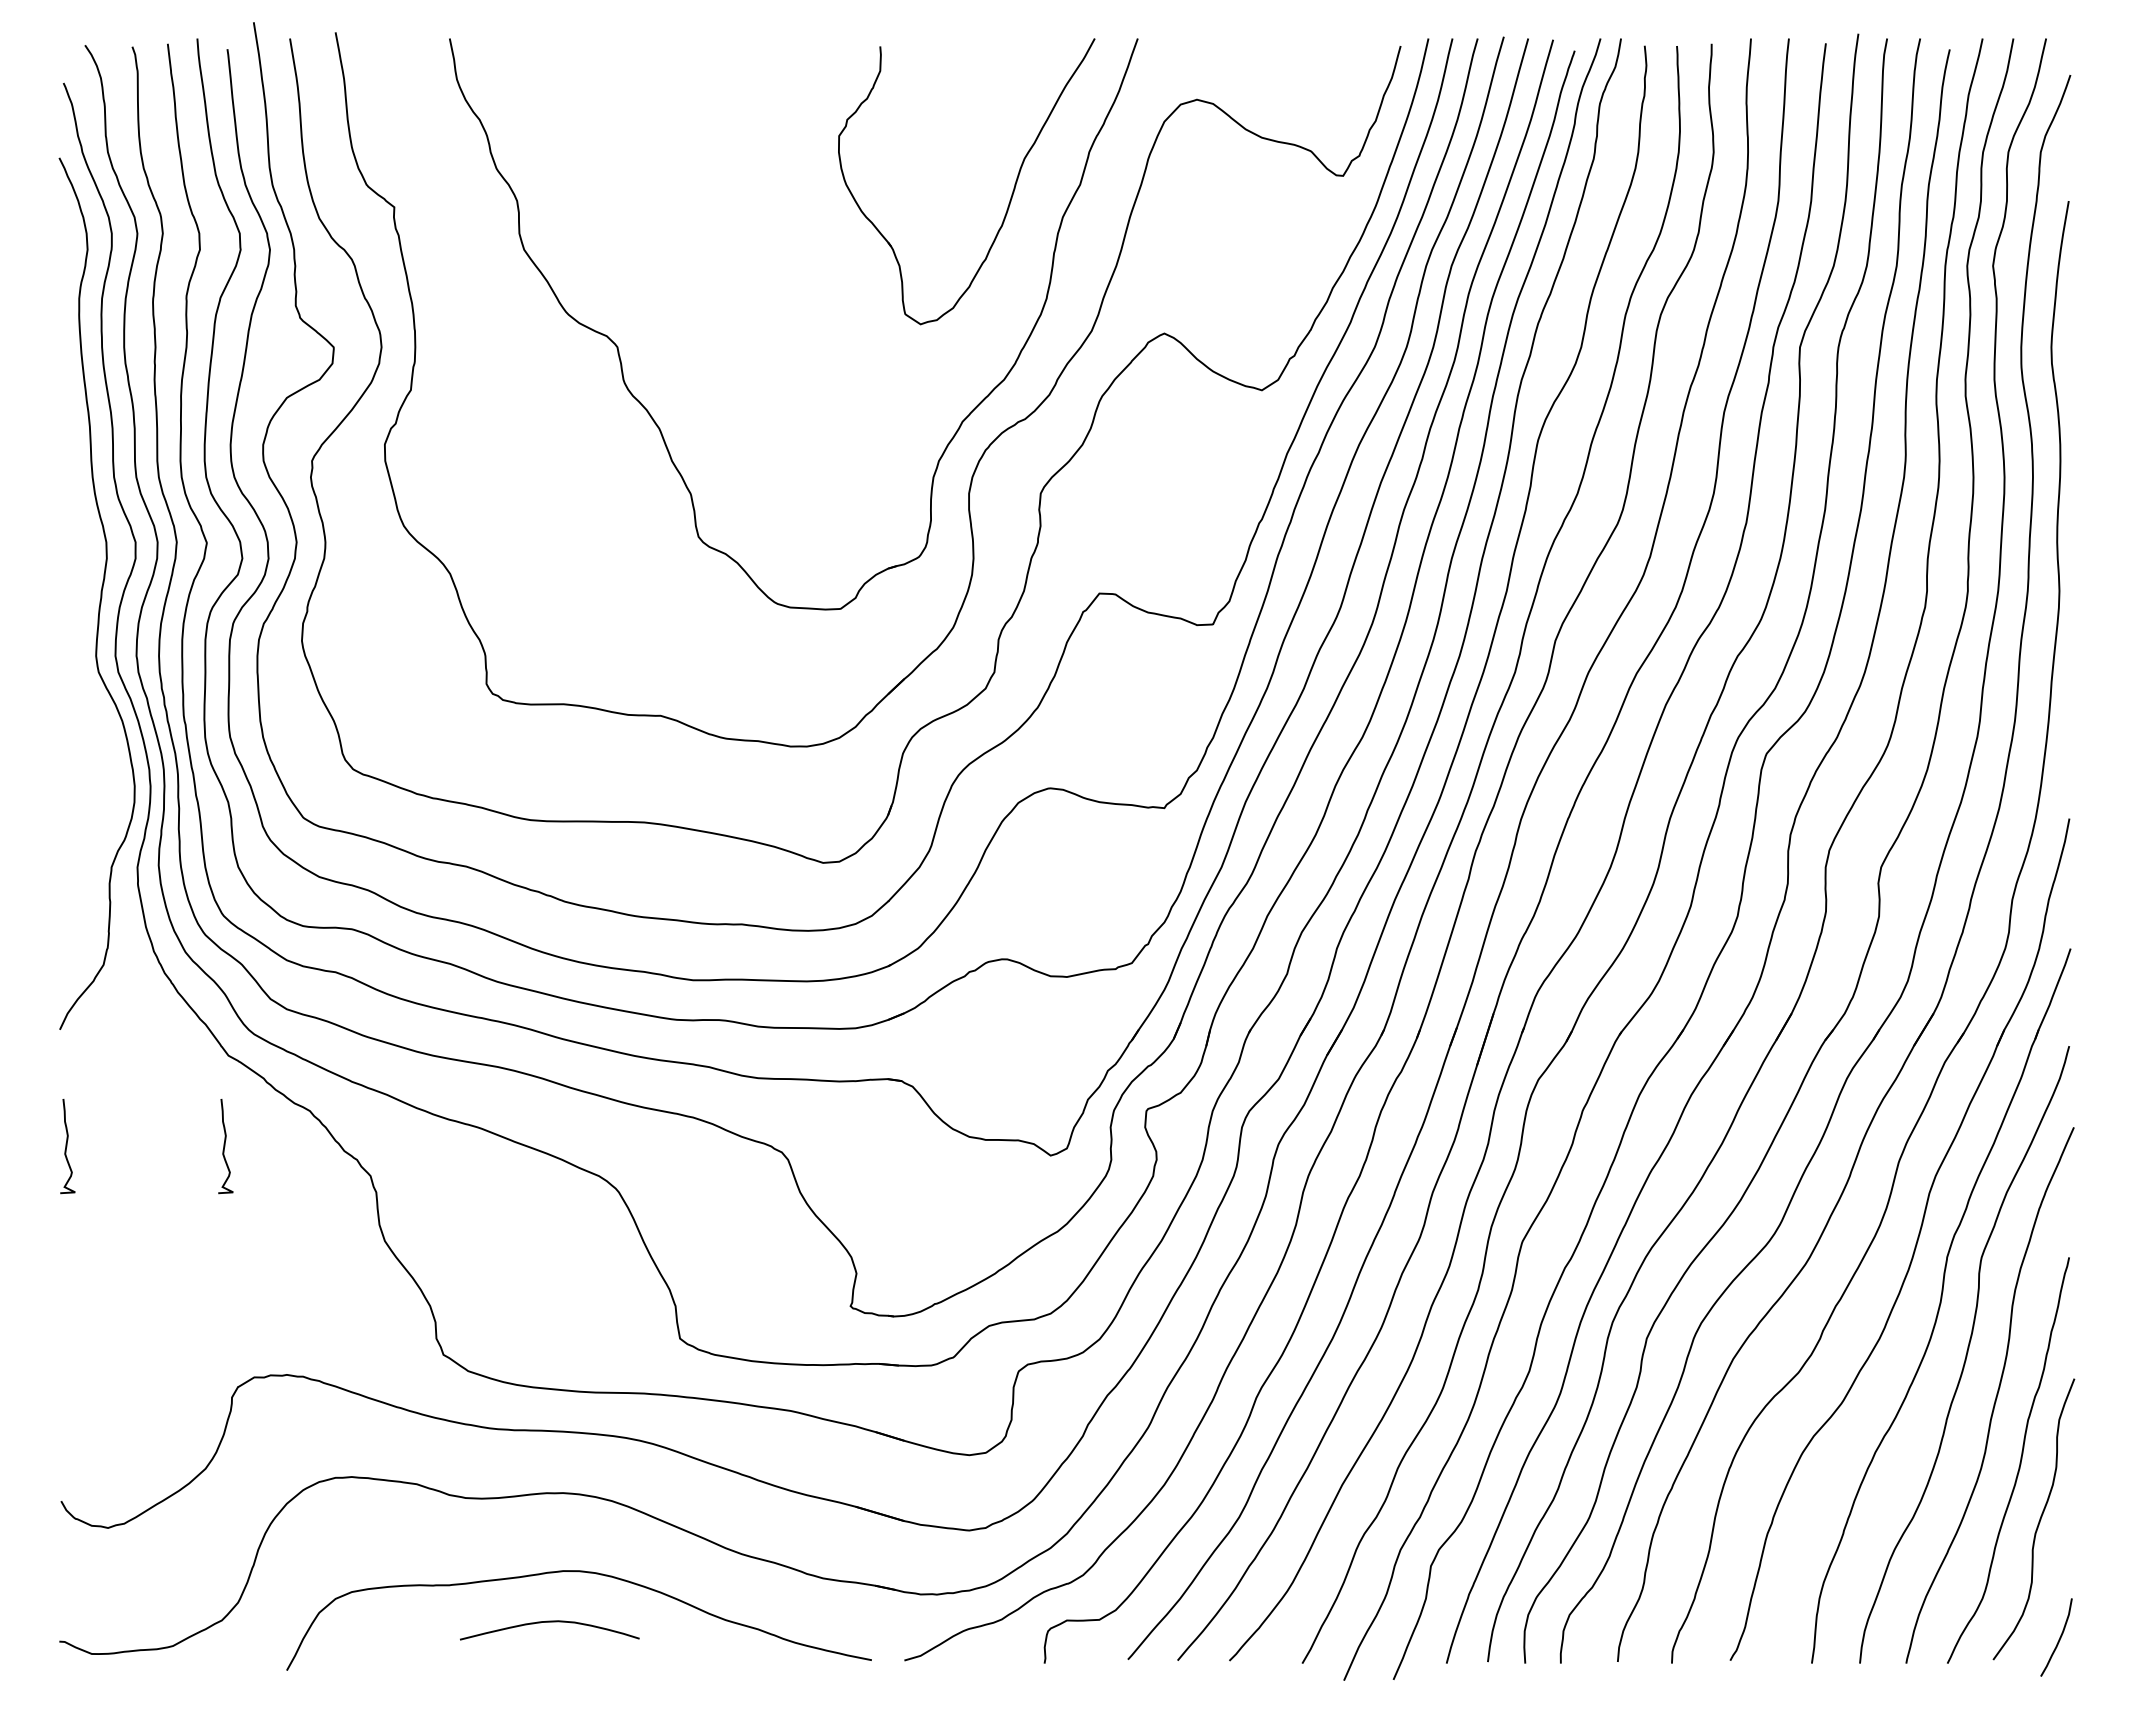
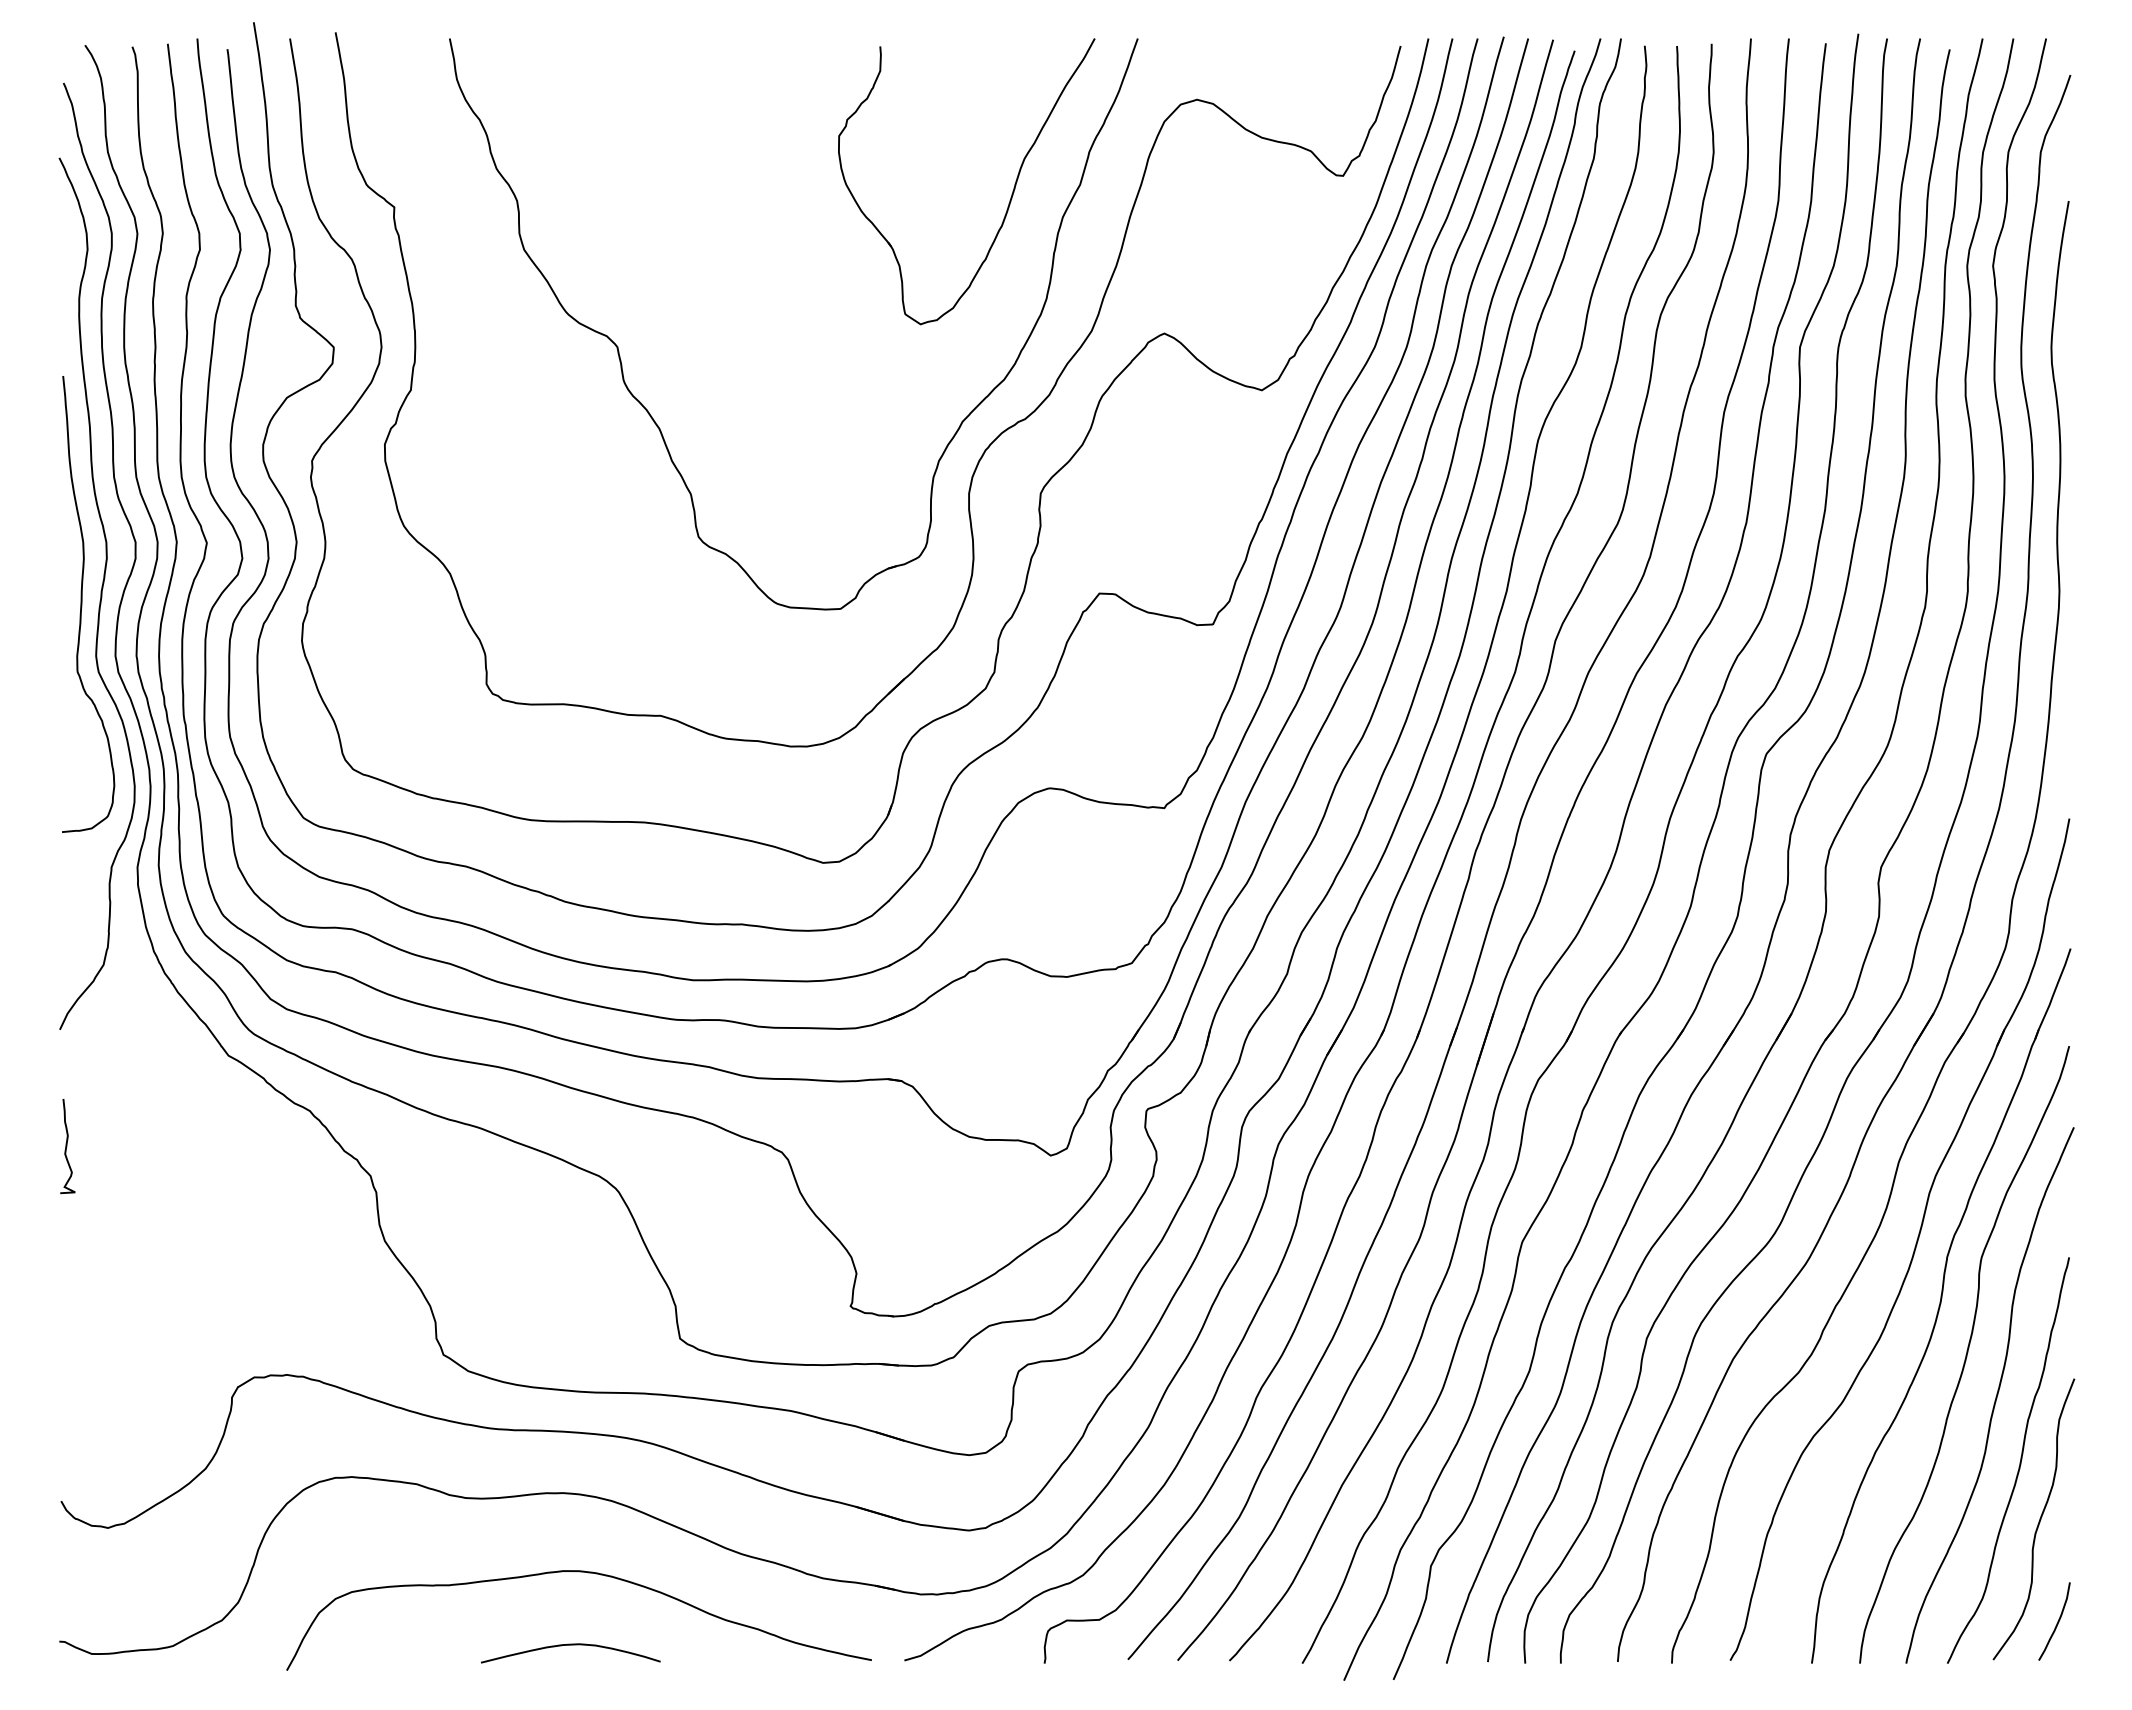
curve: none -> present (82, 604)
curve: present -> none (225, 1146)
curve position: (549, 1622) -> (570, 1645) (570, 1645)
curve position: (2058, 1639) -> (2056, 1623) (2056, 1623)
